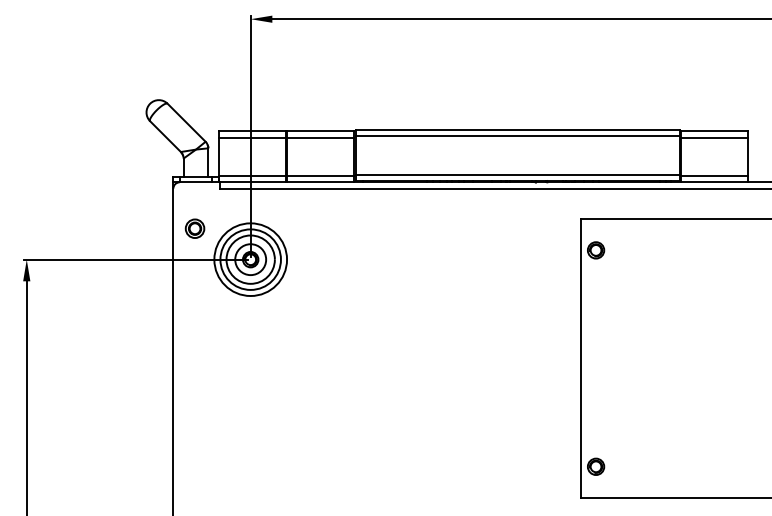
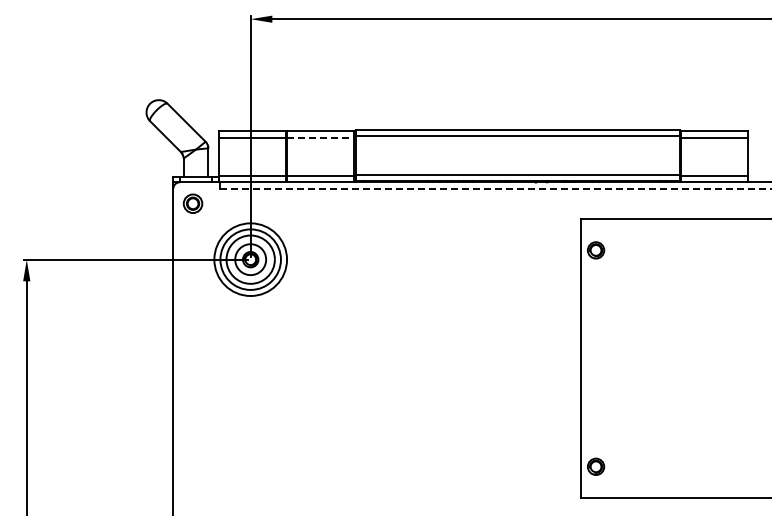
line: solid -> dashed (320, 137)
line: solid -> dashed (495, 188)
part position: (194, 228) -> (192, 203) (192, 203)
